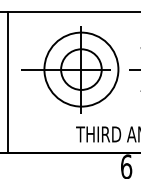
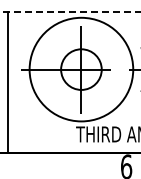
line: solid -> dashed (70, 11)
circle diameter: 74 px -> 104 px (81, 69)
